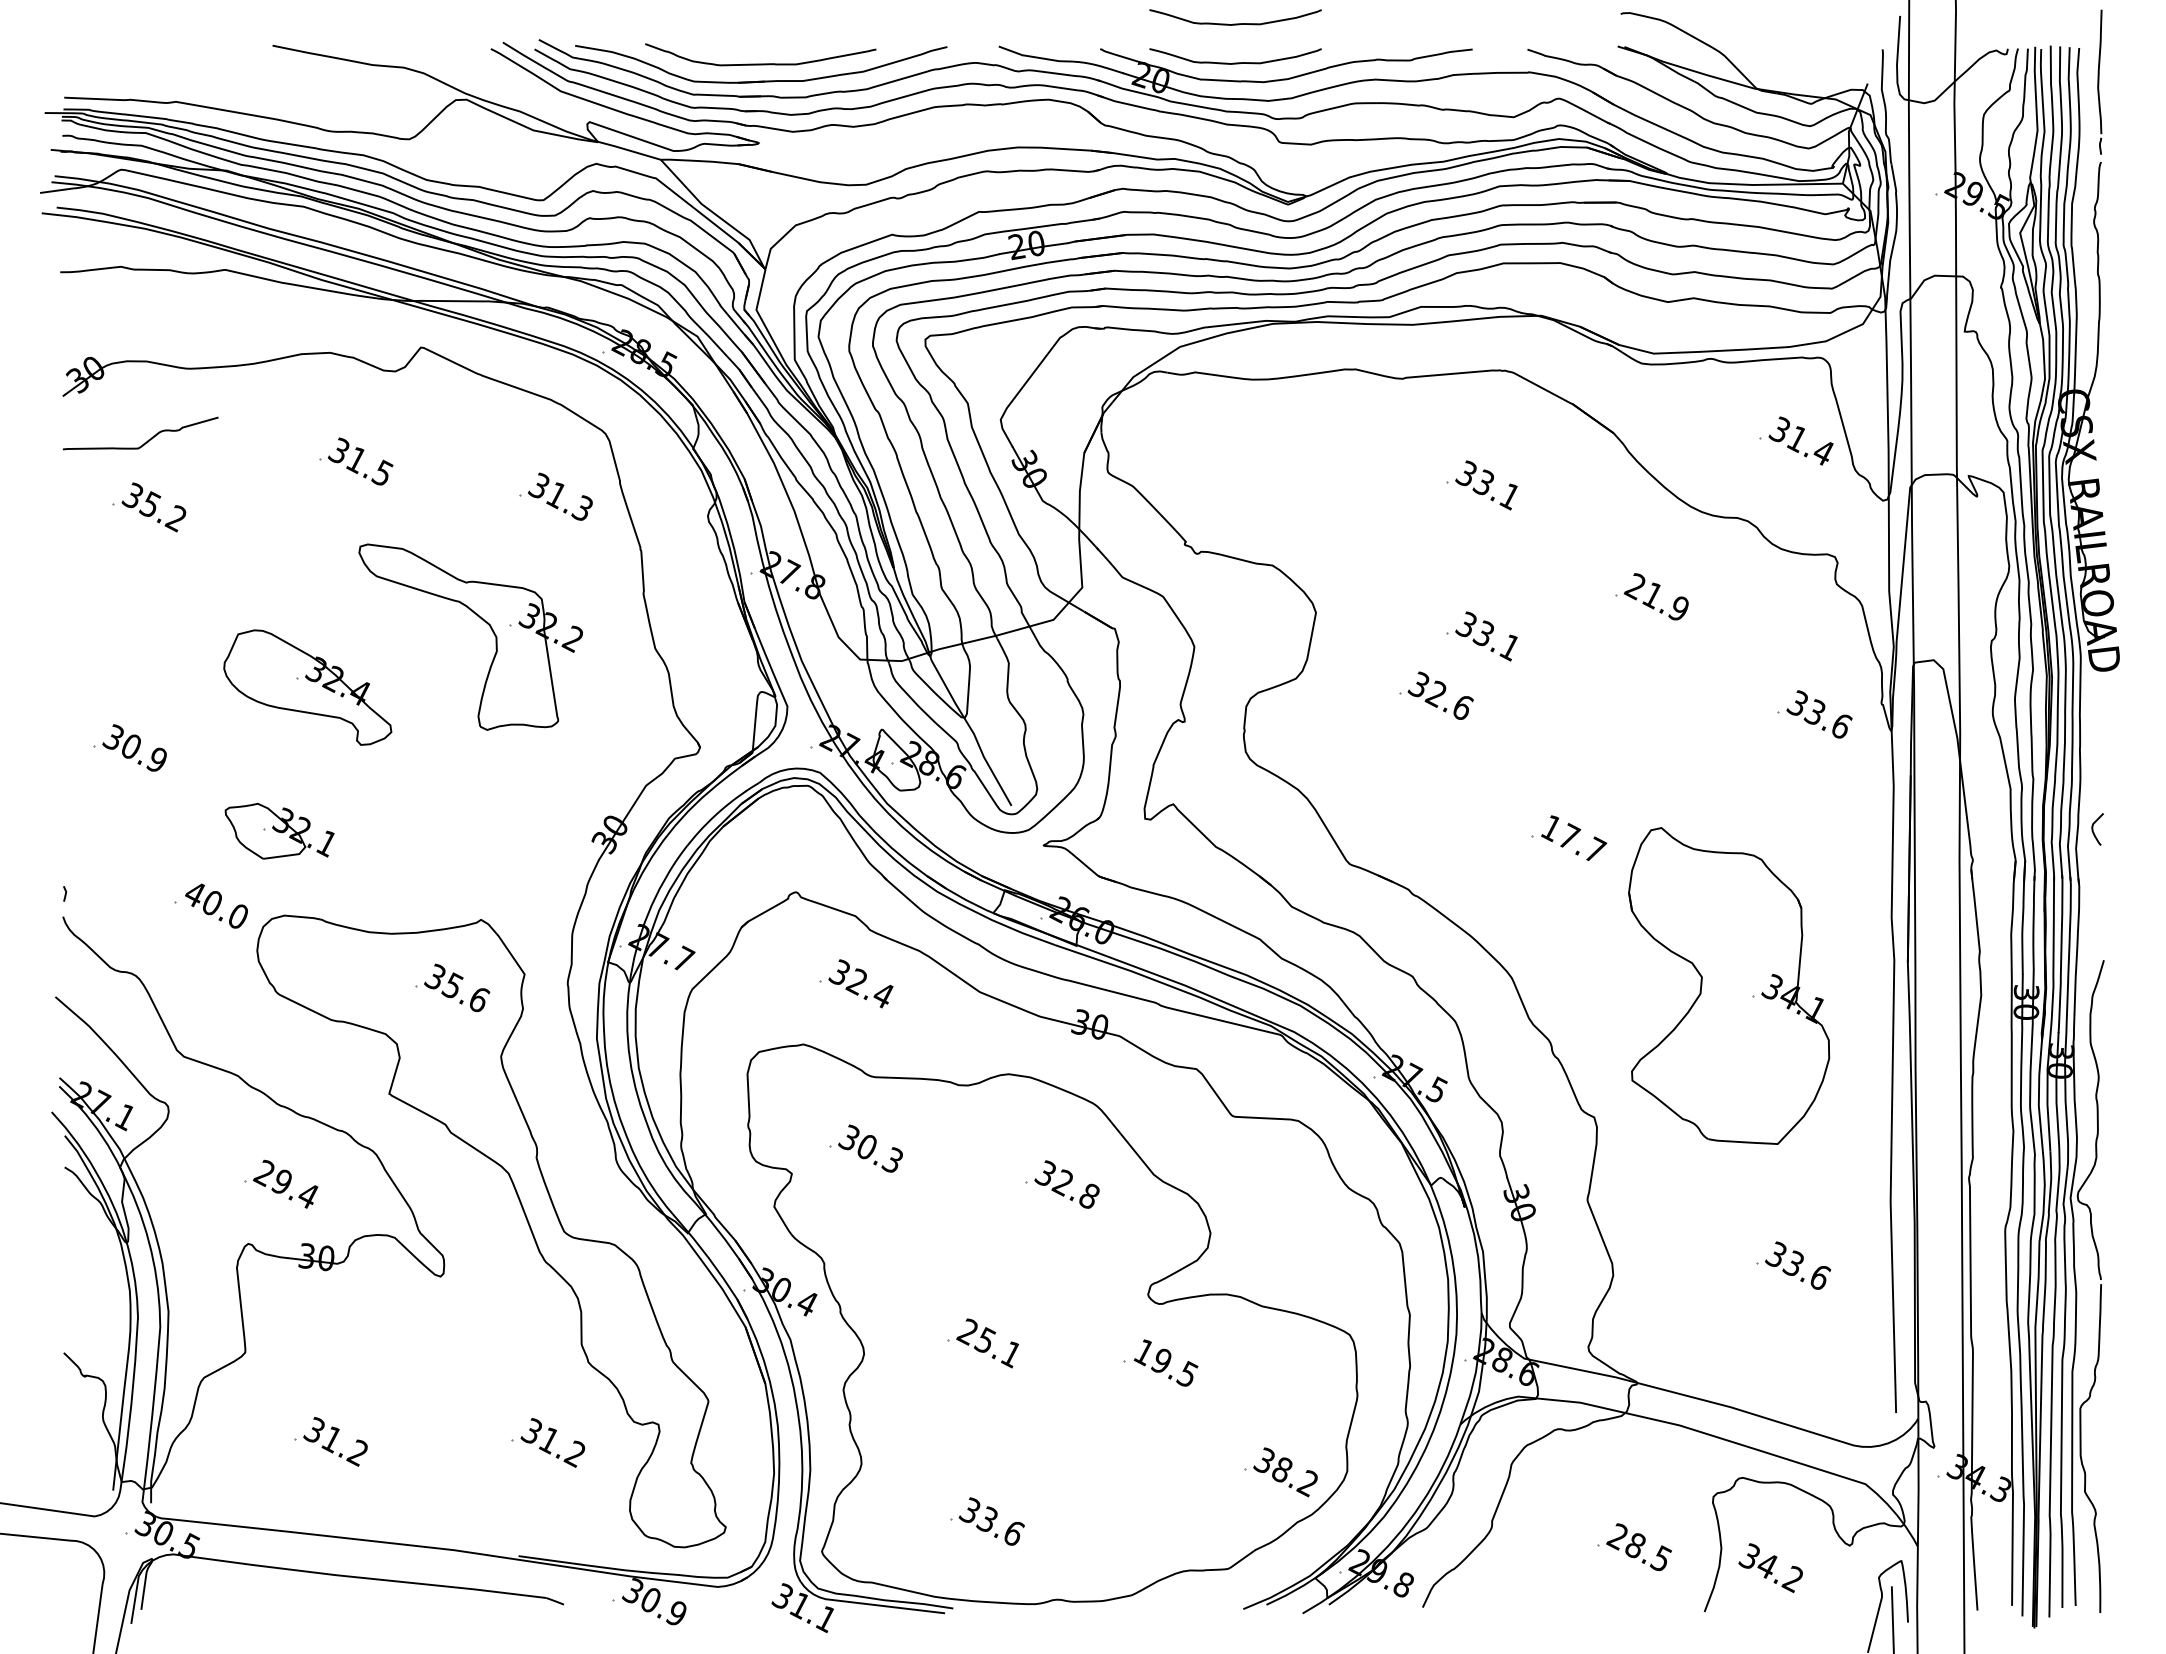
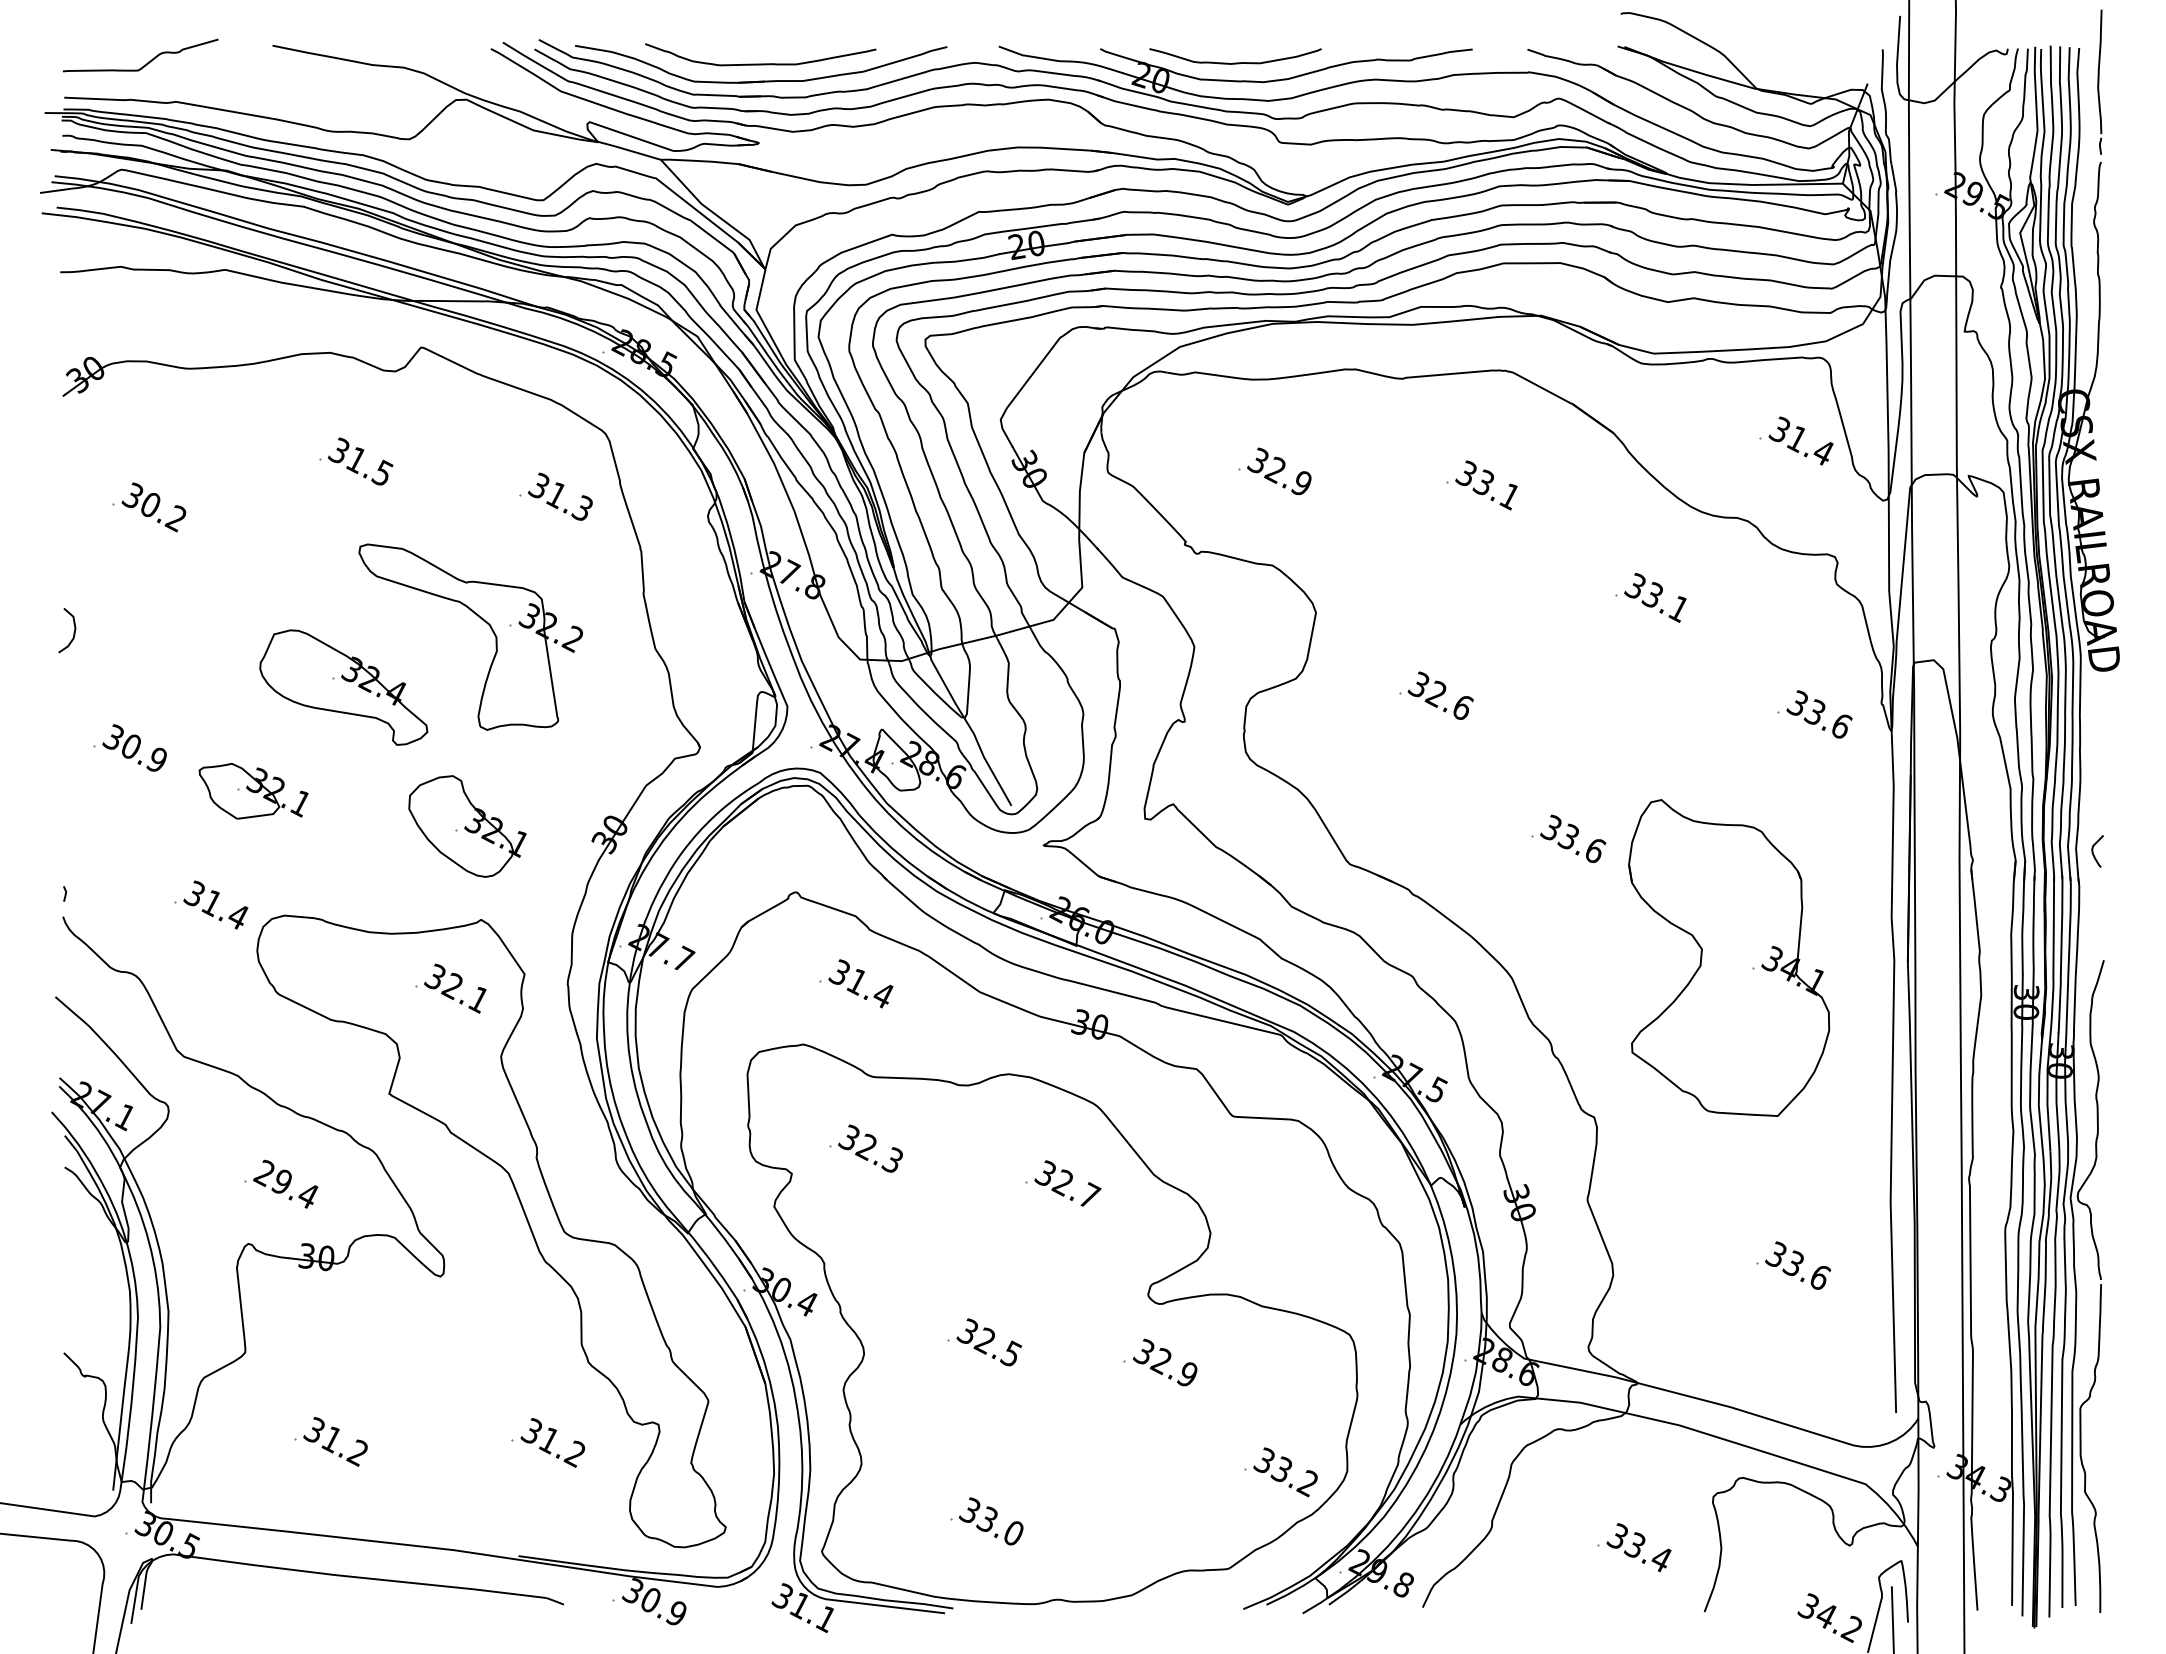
curve: present -> none (1235, 23)
curve position: (147, 440) -> (147, 62) (147, 62)
part: none -> present (1274, 470)
text: 35.2 -> 30.2 (150, 503)
text: 21.9 -> 33.1 (1655, 597)
curve: none -> present (73, 632)
part: present -> none (1481, 636)
part position: (307, 687) -> (343, 687) (343, 687)
part: none -> present (467, 826)
curve position: (2093, 829) -> (2093, 851) (2093, 851)
part position: (279, 830) -> (253, 790) (253, 790)
text: 17.7 -> 33.6 (1573, 838)
text: 40.0 -> 31.4 (215, 904)
text: 32.4 -> 31.4 (855, 981)
part position: (1729, 985) -> (1729, 957) (1729, 957)
text: 35.6 -> 32.1 (465, 992)
text: 30.3 -> 32.3 (865, 1146)
text: 32.8 -> 32.7 (1090, 1195)
text: 25.1 -> 32.5 (988, 1343)
text: 19.5 -> 32.9 (1165, 1362)
text: 38.2 -> 33.2 (1281, 1469)
text: 33.6 -> 33.0 (1014, 1533)
text: 28.5 -> 33.4 (1639, 1547)
text position: (1770, 1568) -> (1829, 1618) (1829, 1618)
